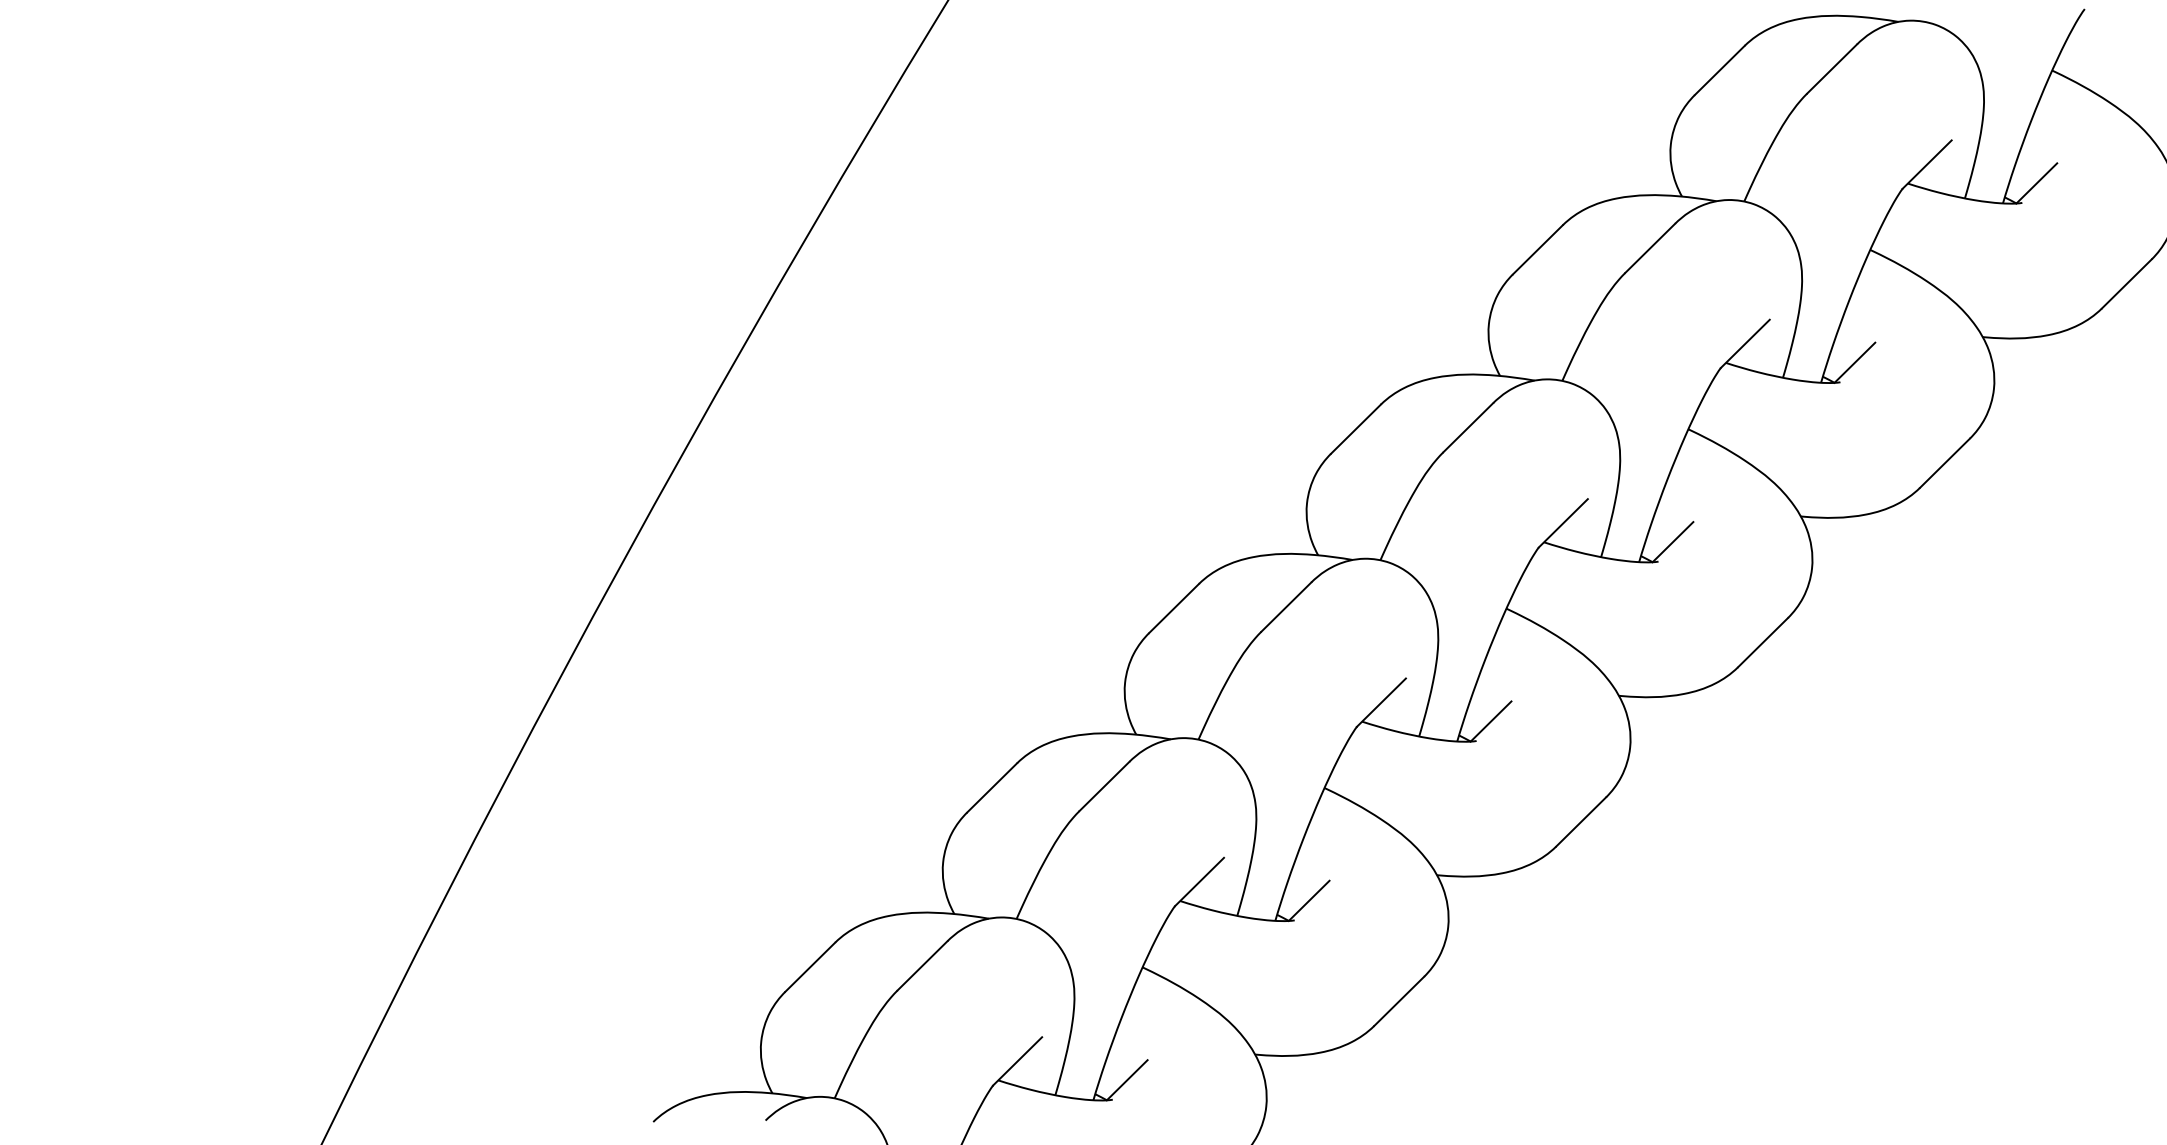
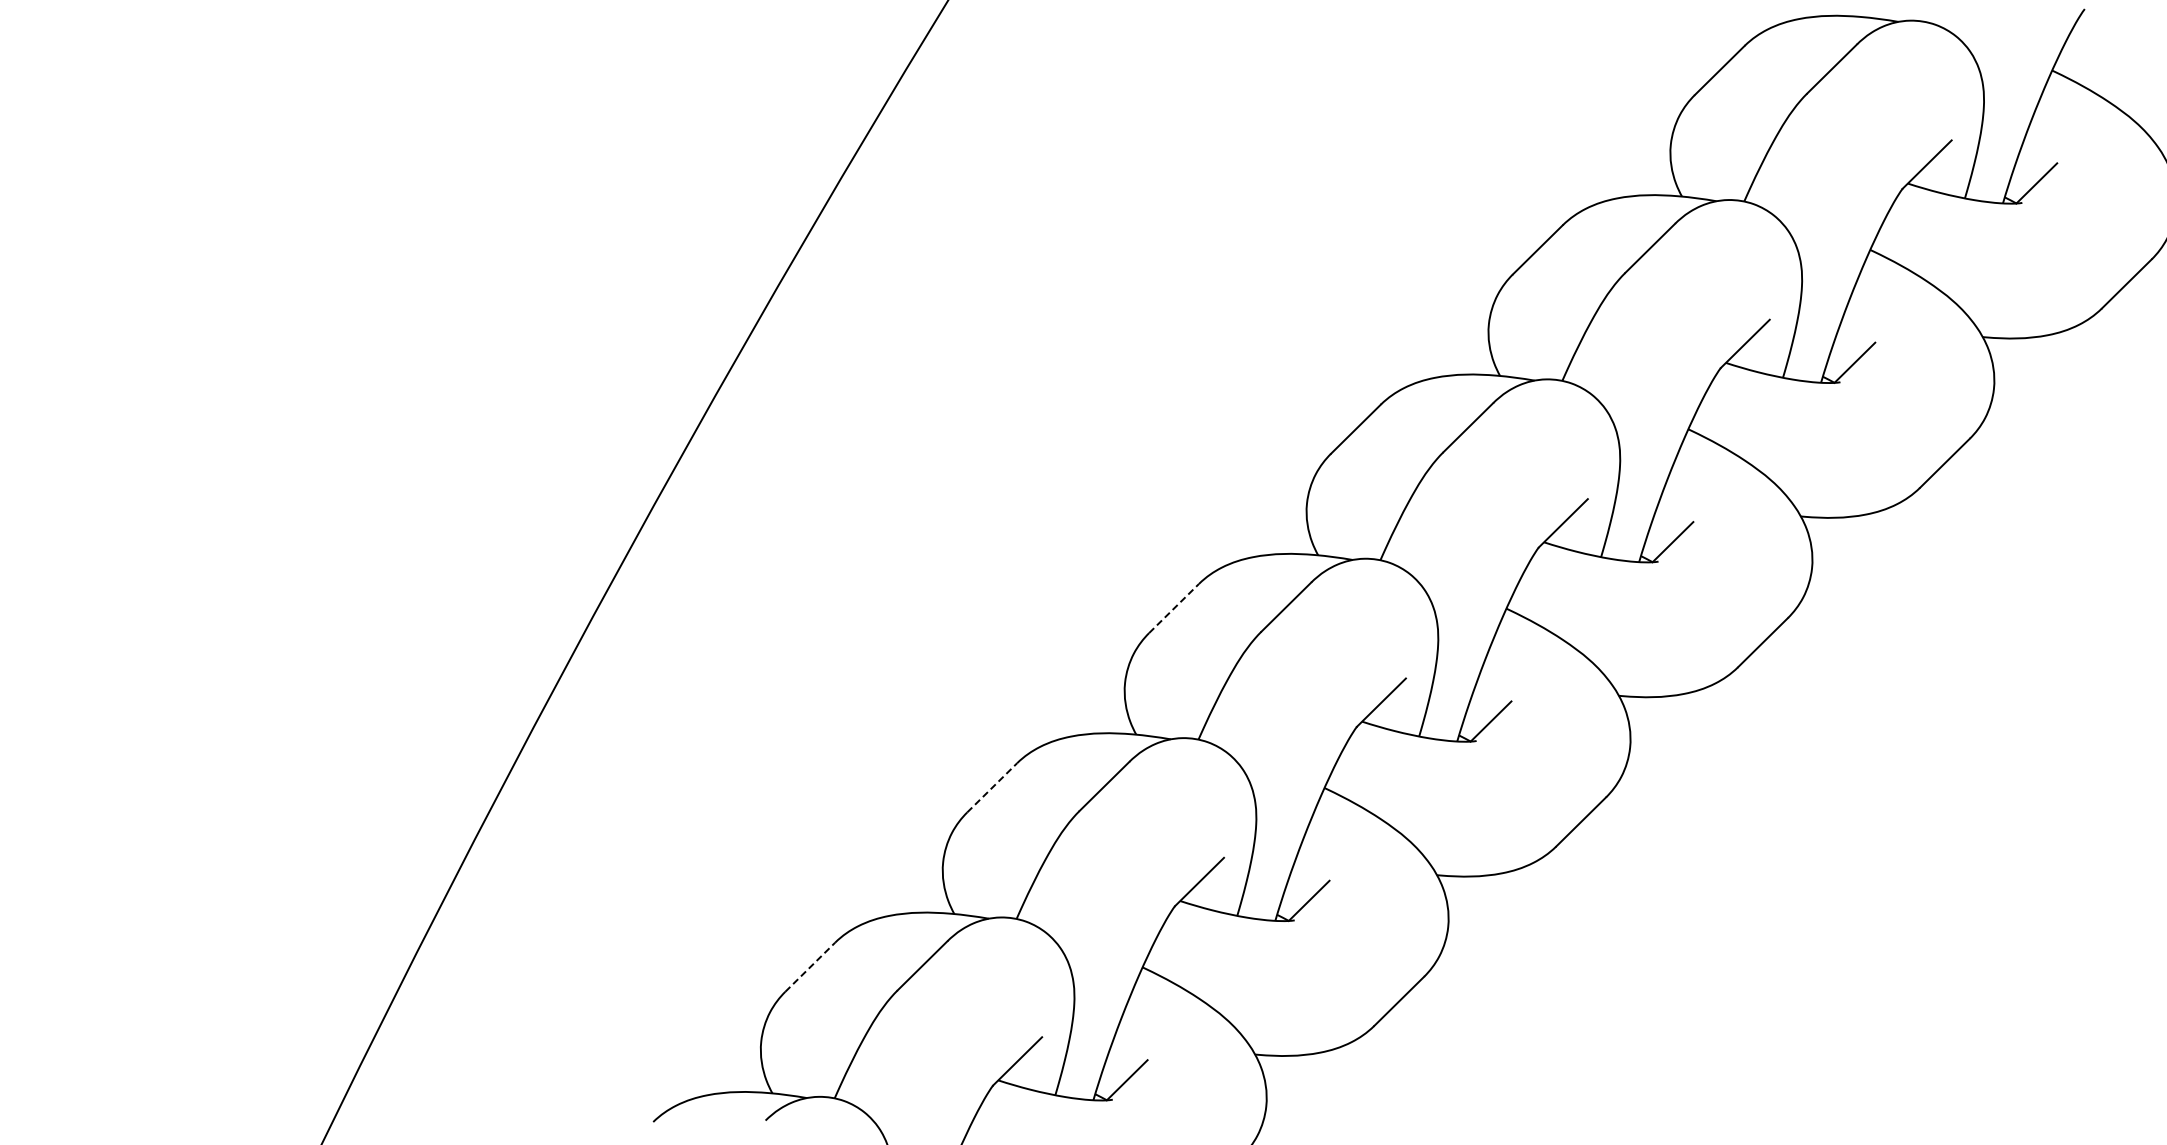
line: solid -> dashed (1174, 608)
line: solid -> dashed (992, 787)
line: solid -> dashed (810, 967)
